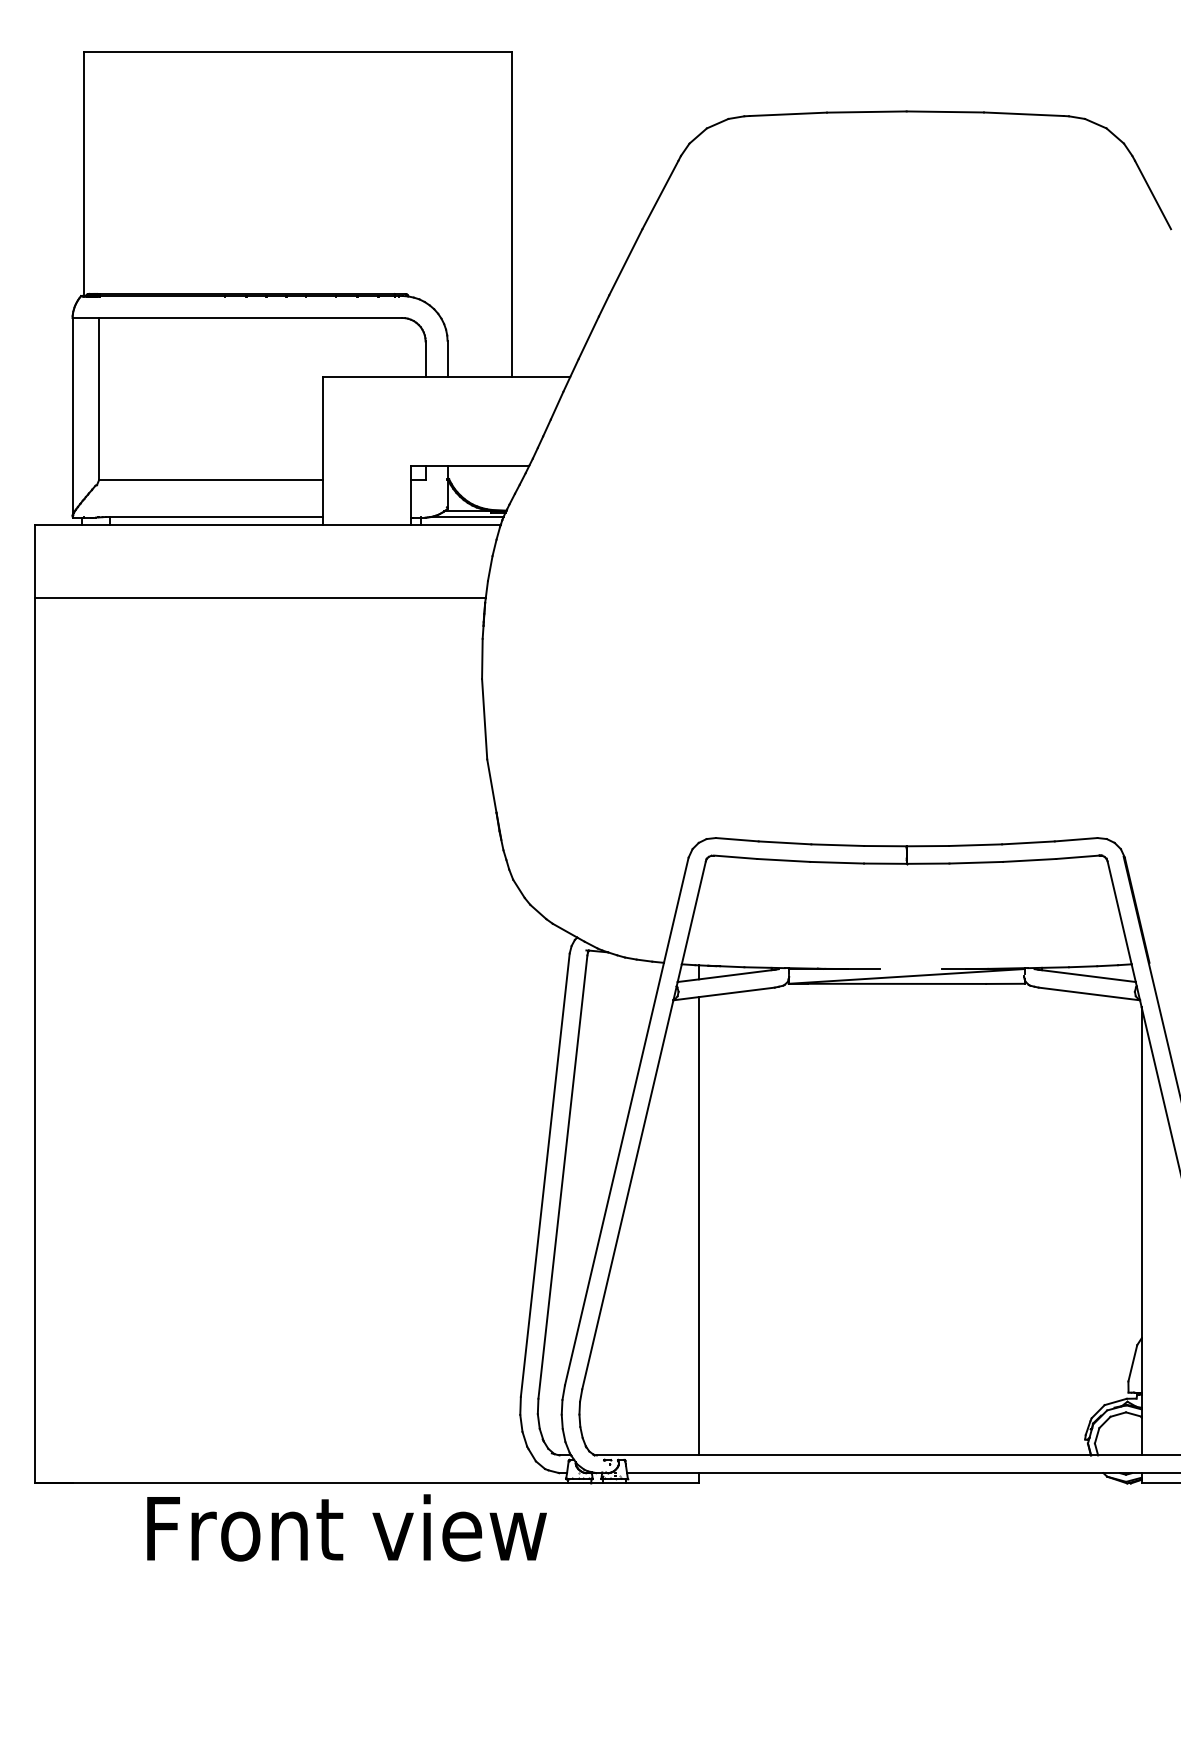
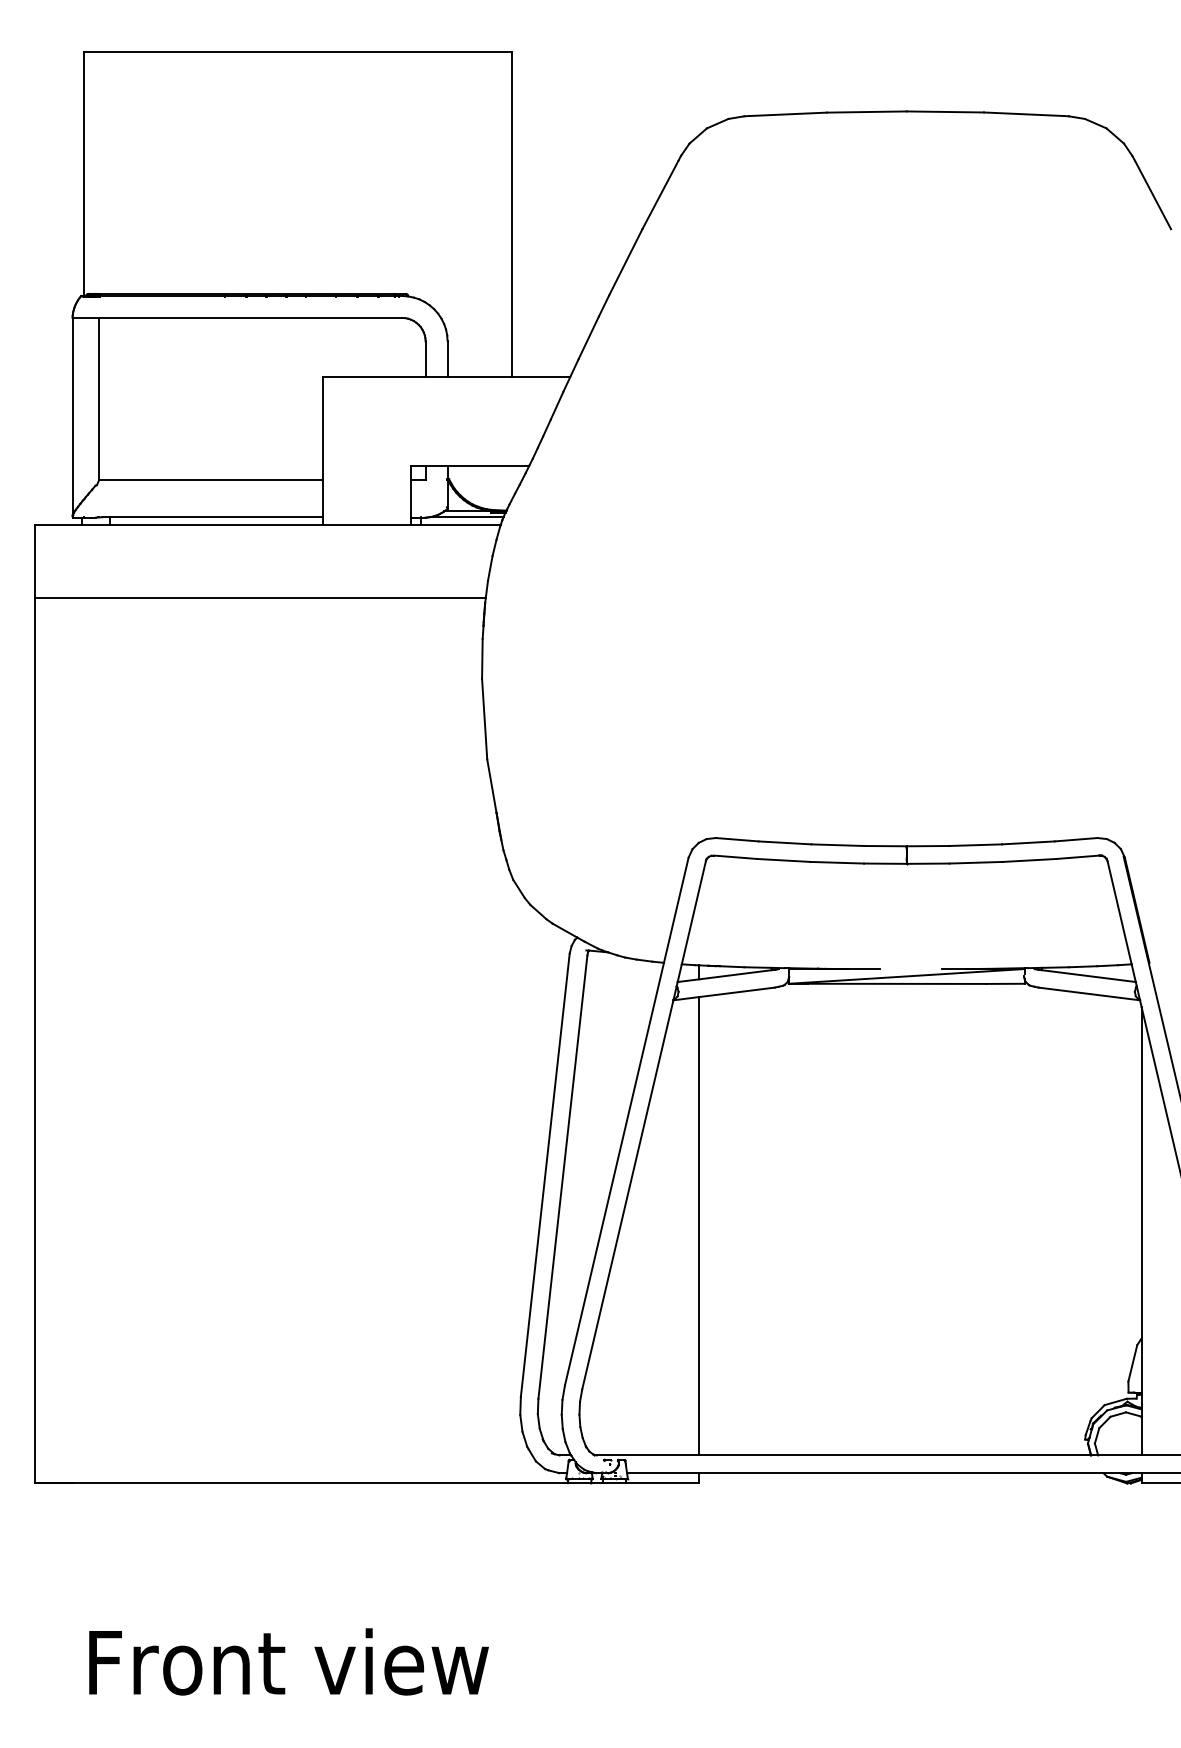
text position: (346, 1527) -> (288, 1661) (288, 1661)
